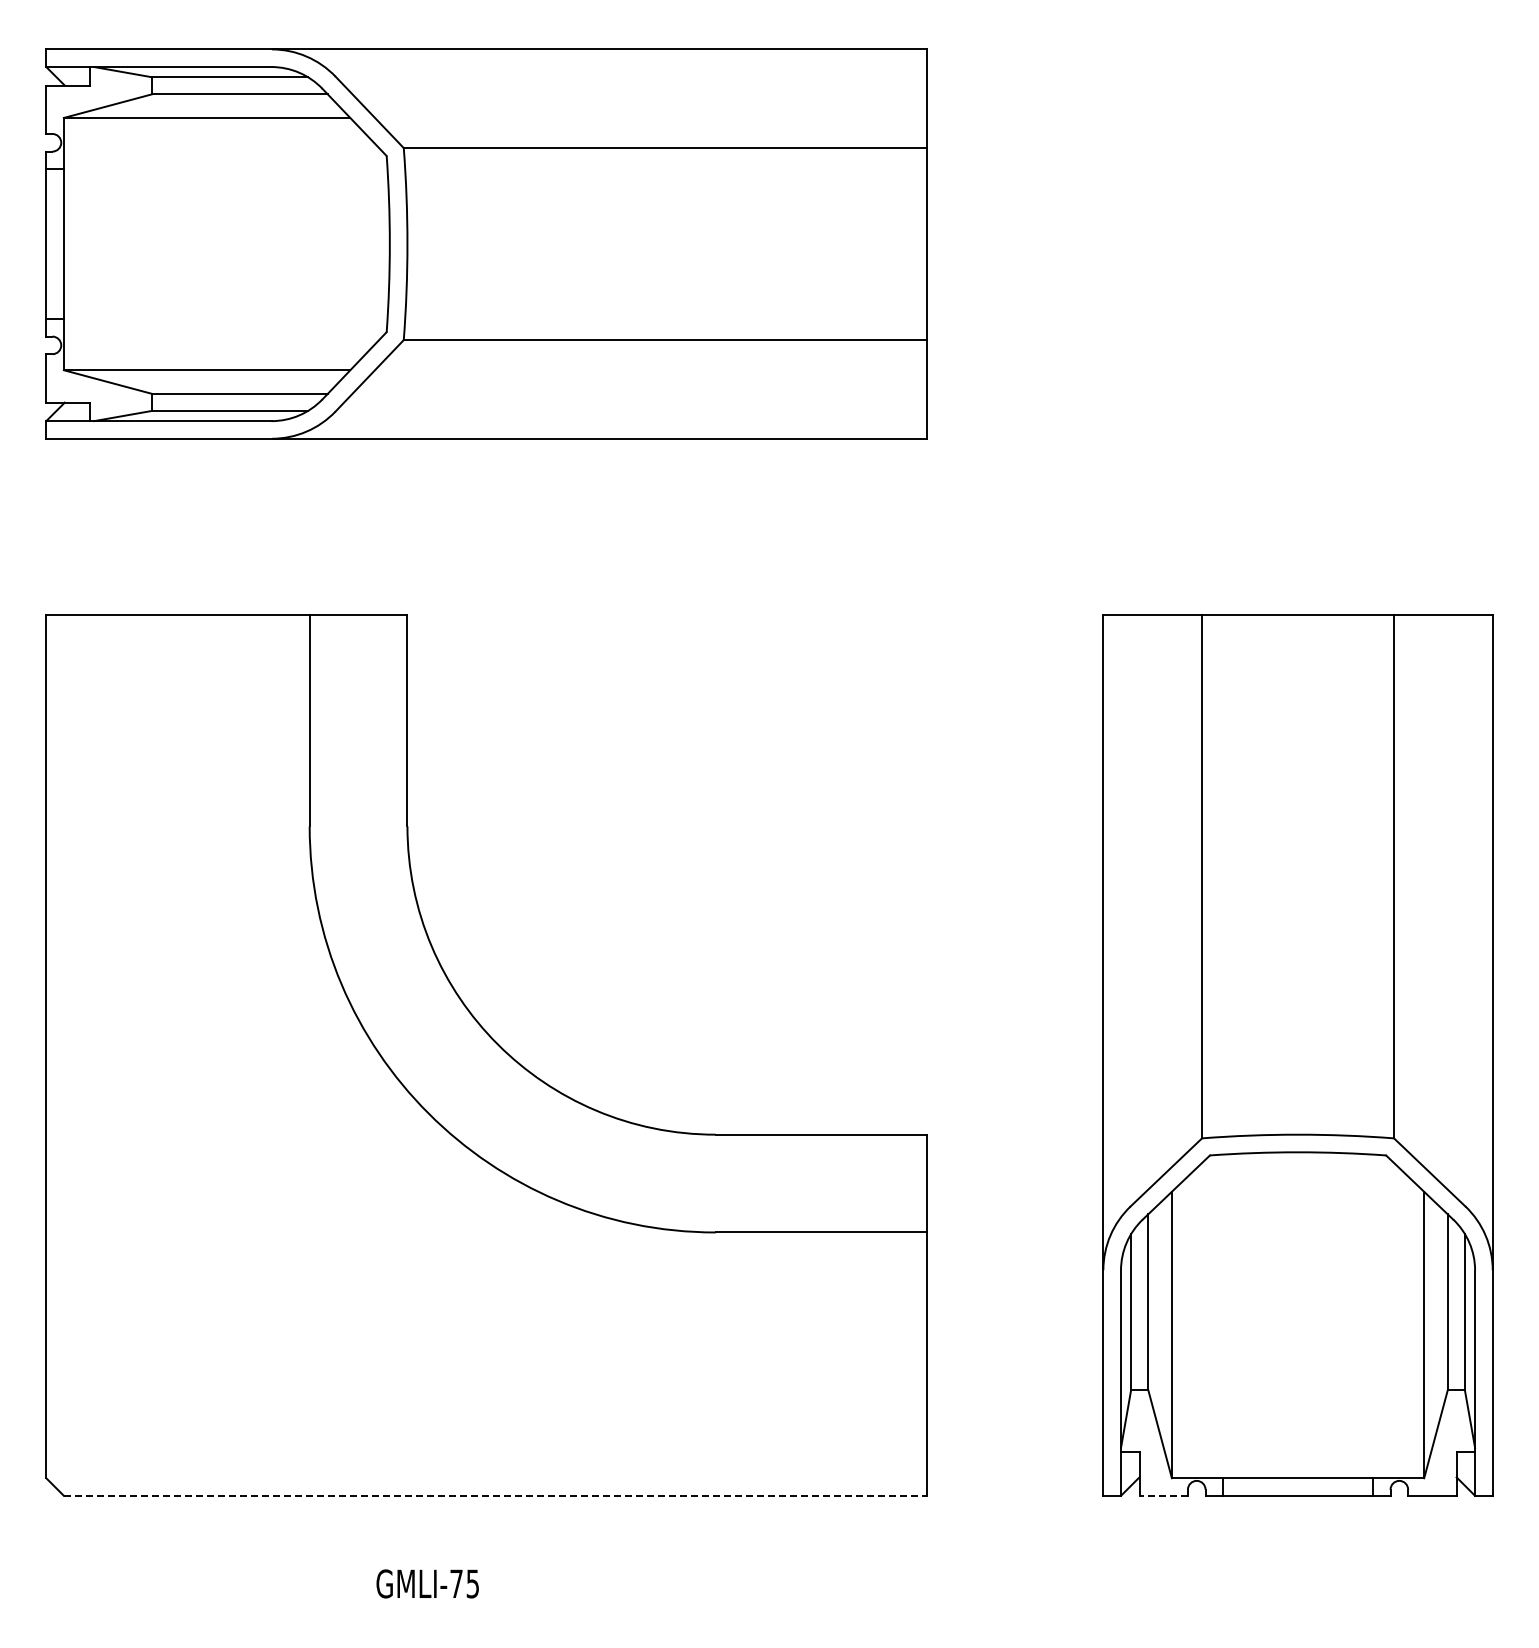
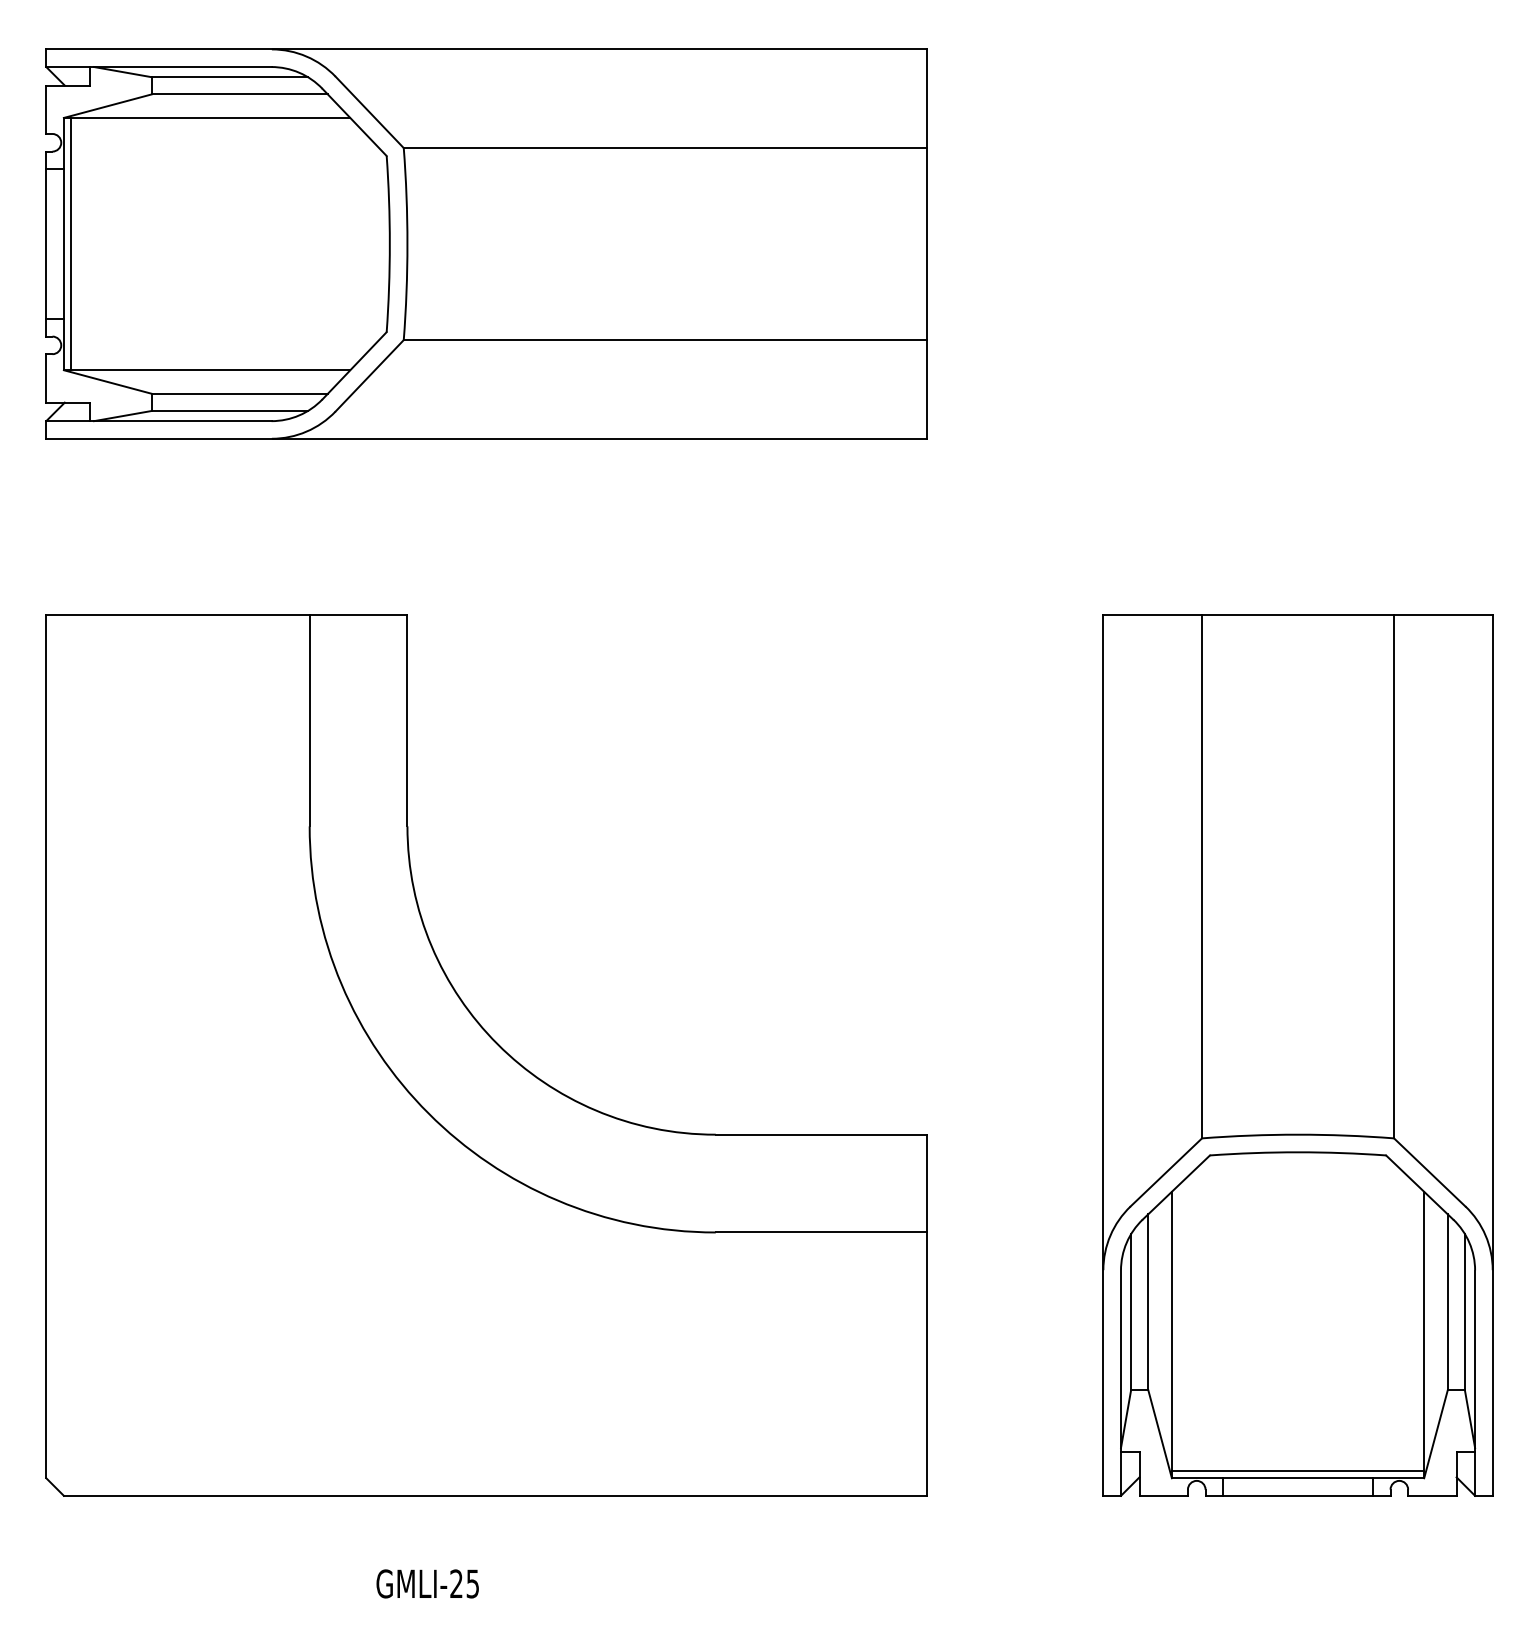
line: none -> present (71, 243)
line: none -> present (1297, 1470)
line: dashed -> solid (495, 1495)
line: dashed -> solid (1163, 1495)
text: GMLI-75 -> GMLI-25 (456, 1583)
